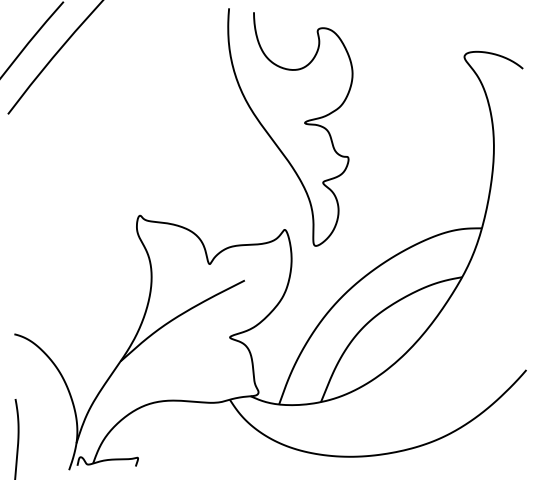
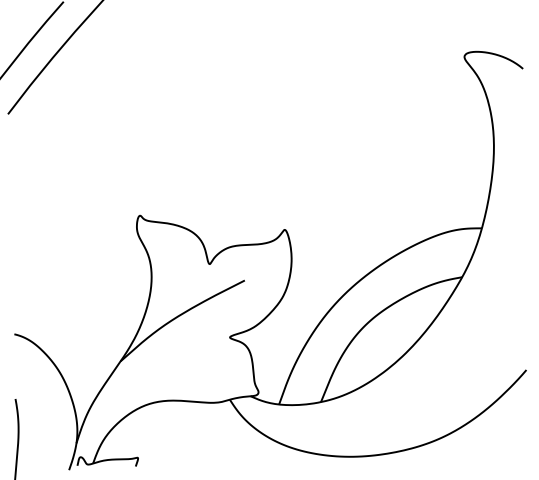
curve: present -> none (304, 123)
